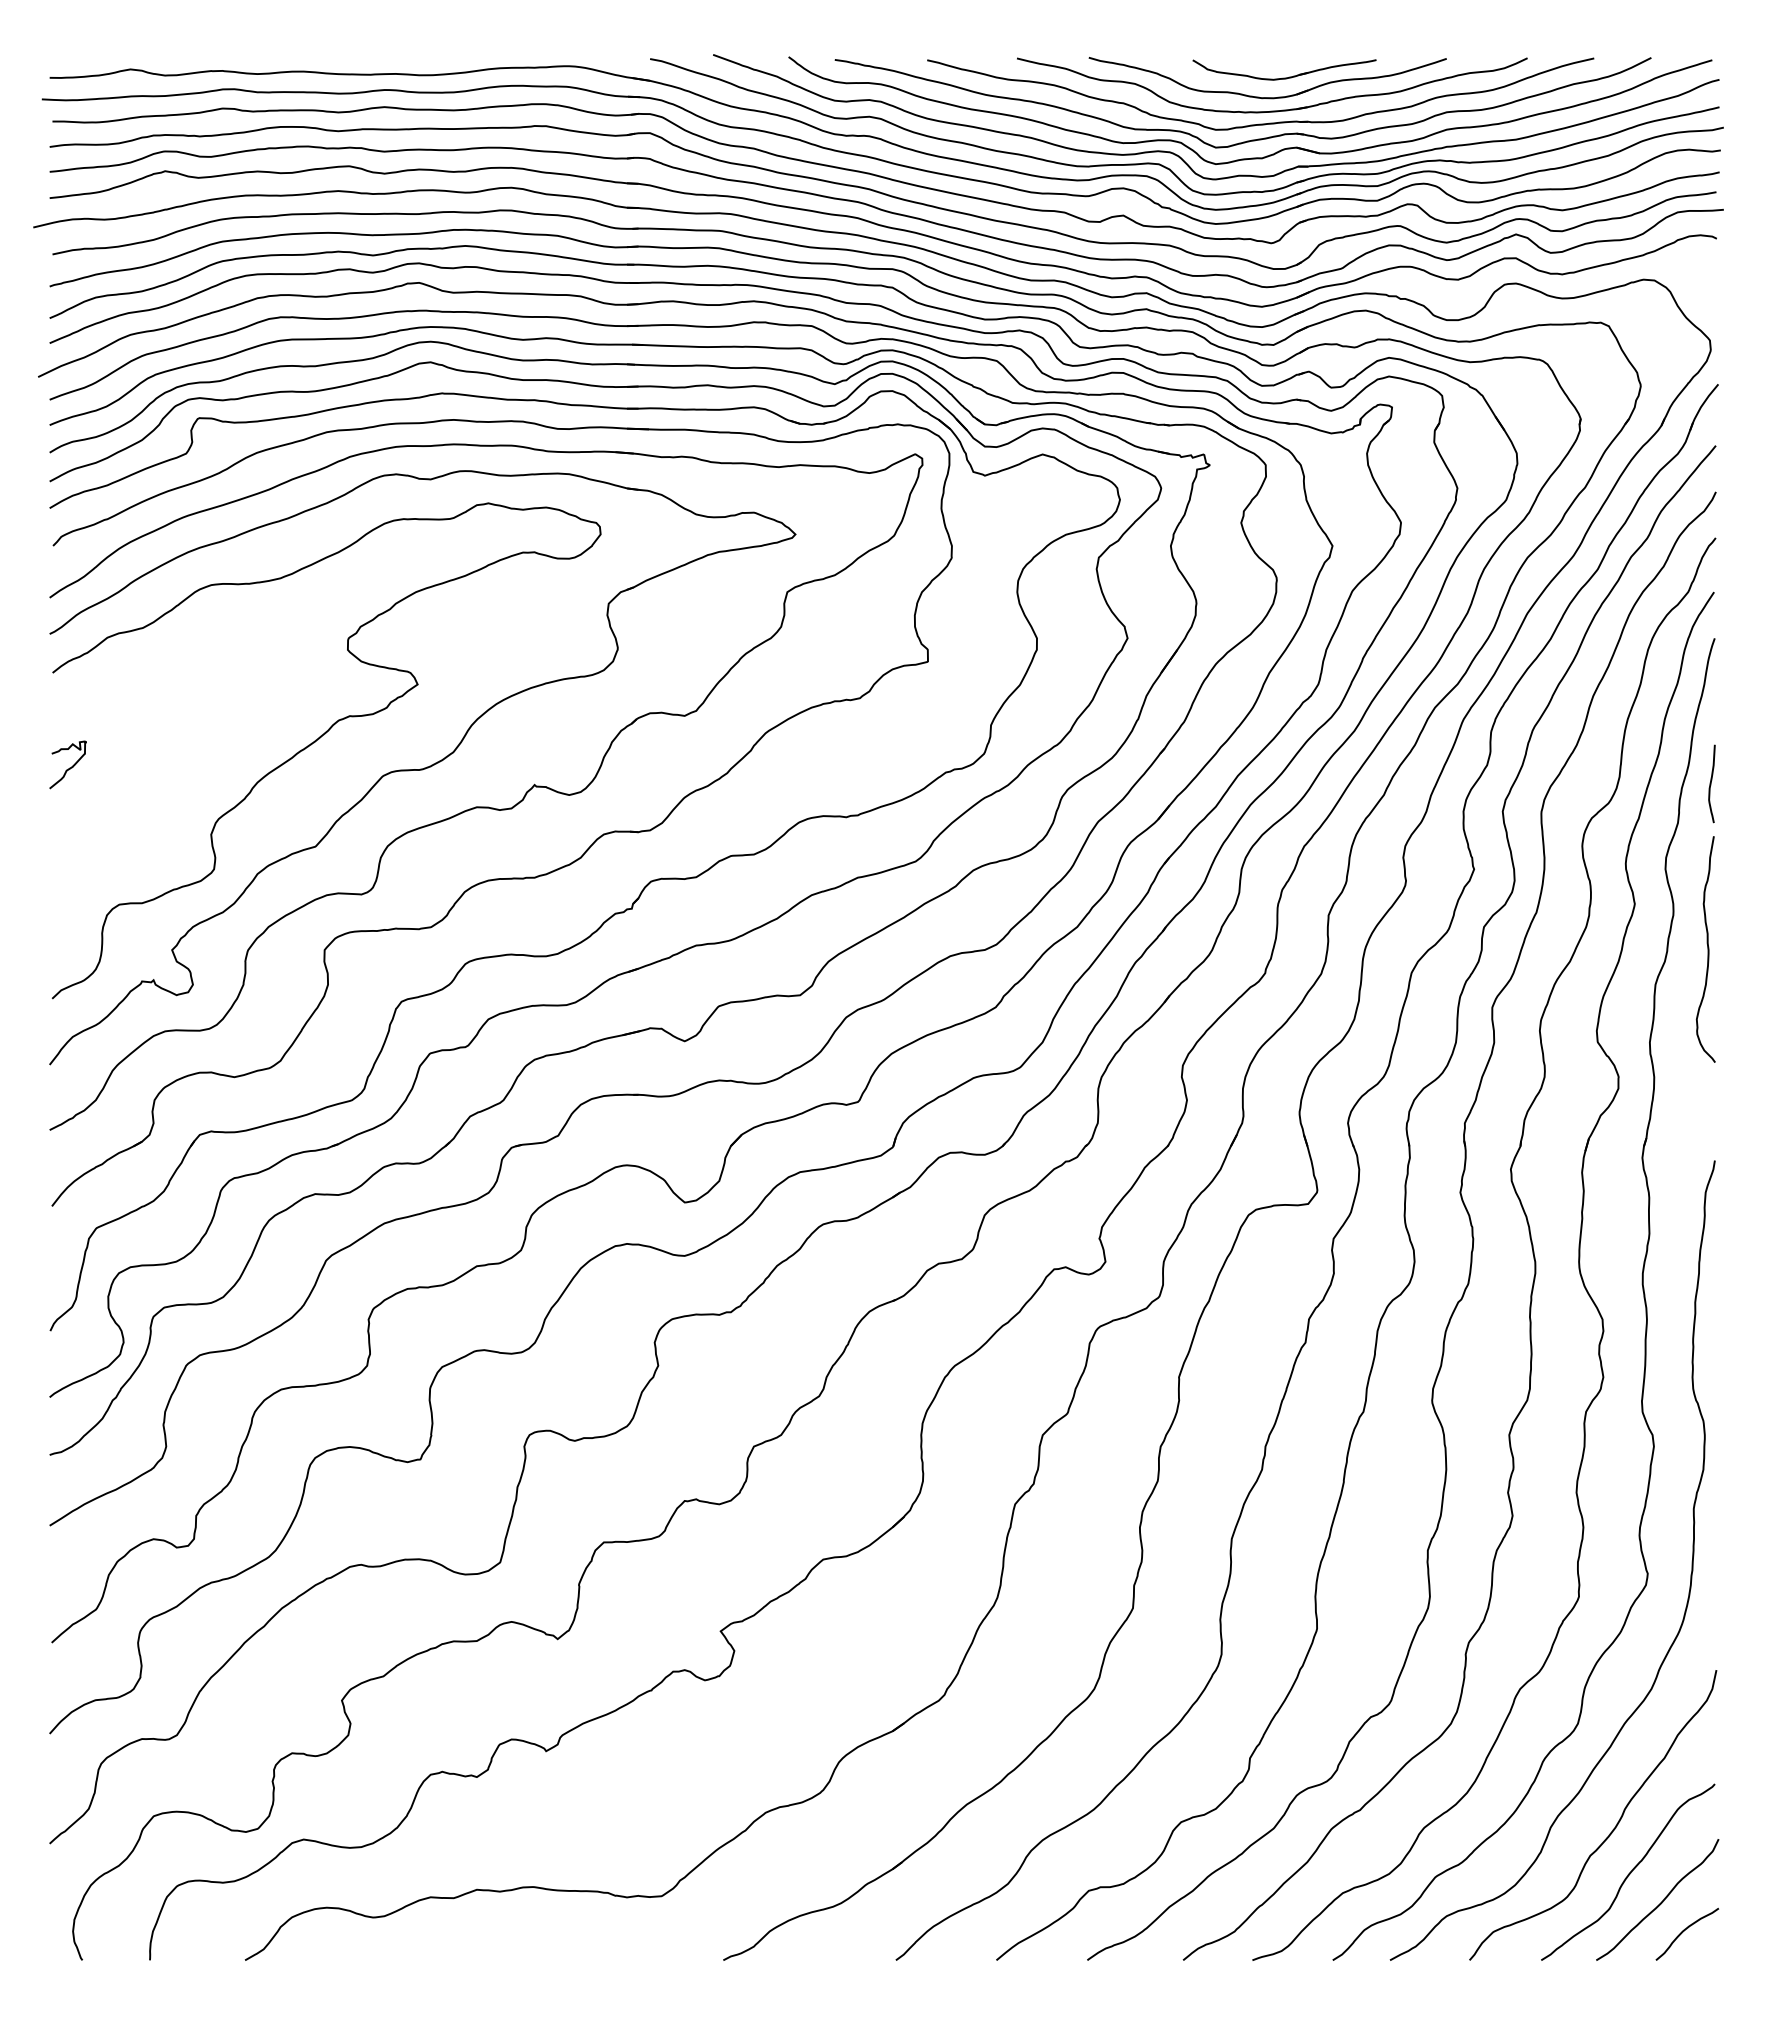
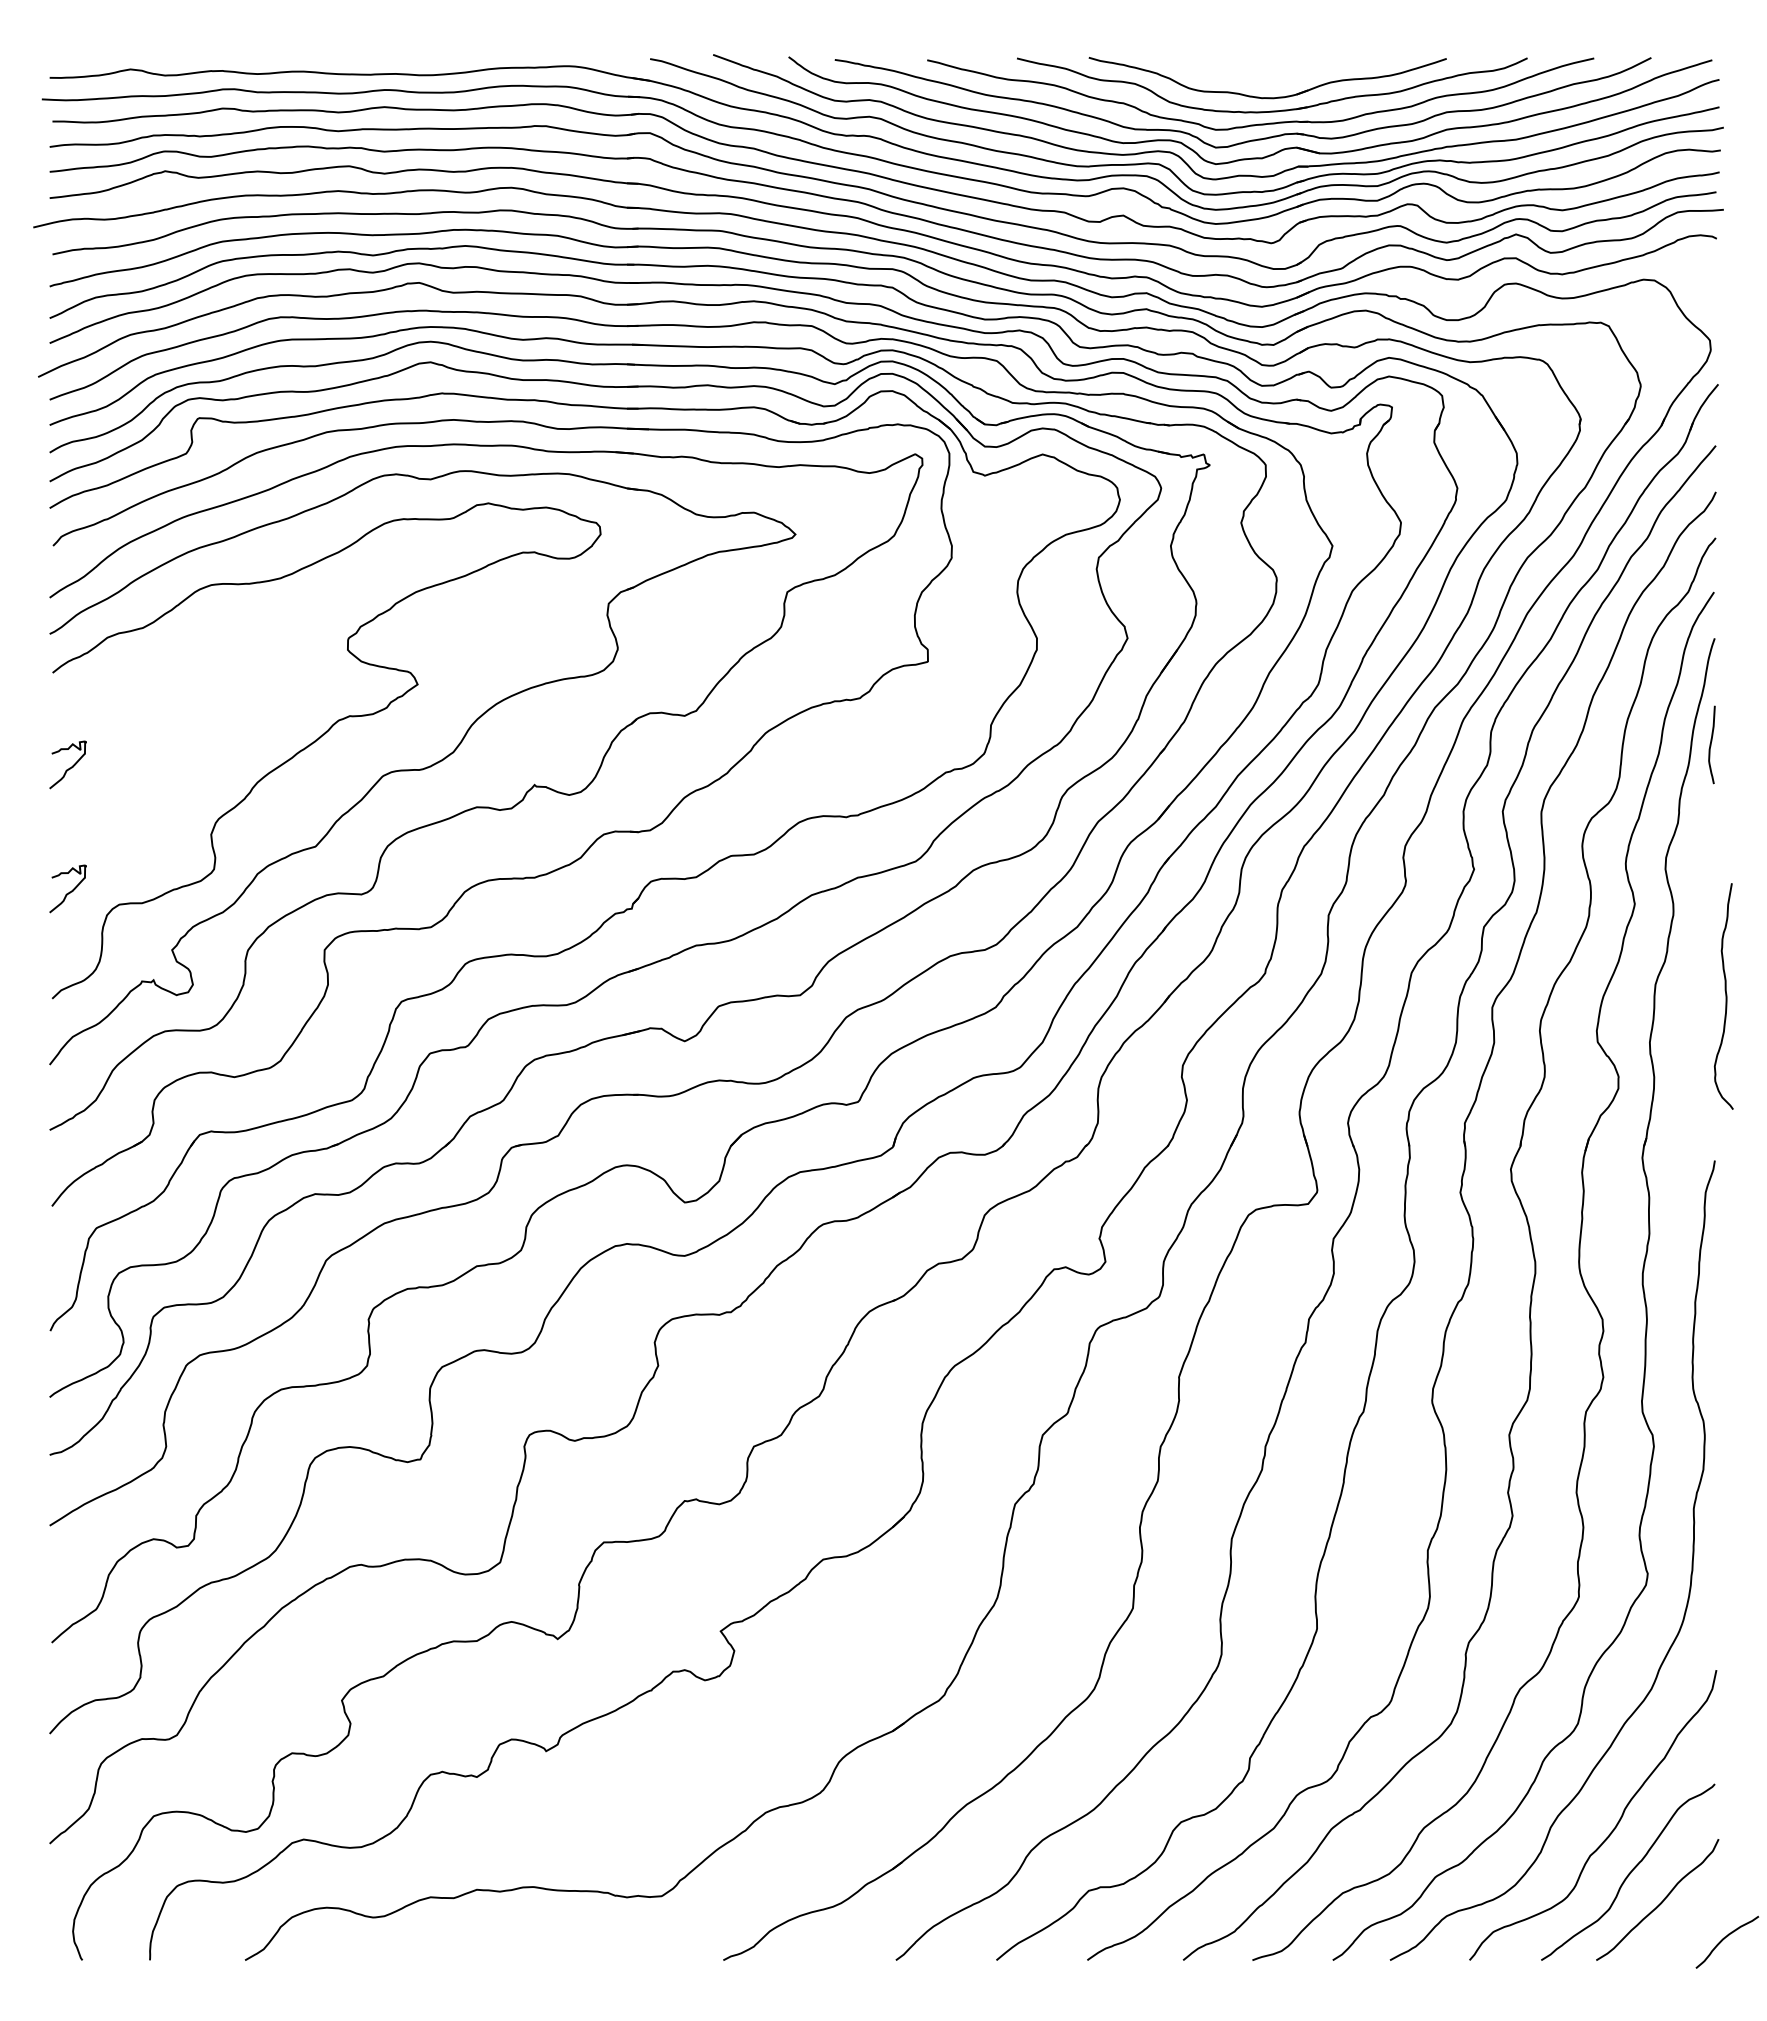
part: present -> none (1284, 77)
curve position: (1711, 783) -> (1711, 744) (1711, 744)
curve: none -> present (69, 891)
curve position: (1707, 949) -> (1725, 996) (1725, 996)
curve position: (1685, 1930) -> (1725, 1938) (1725, 1938)
